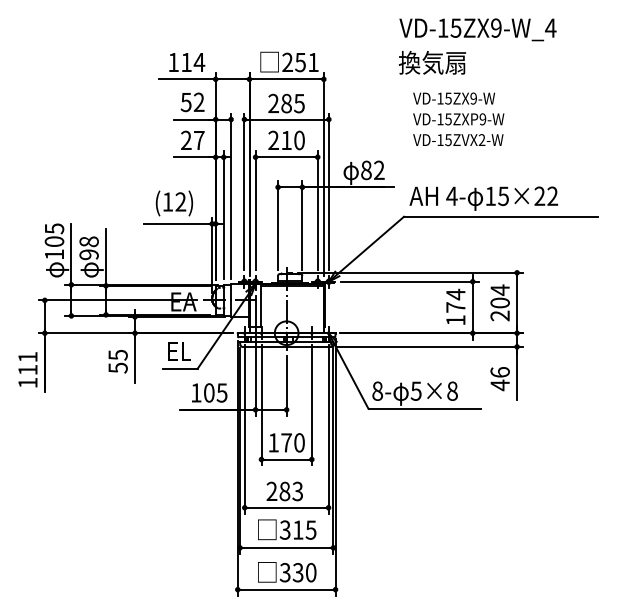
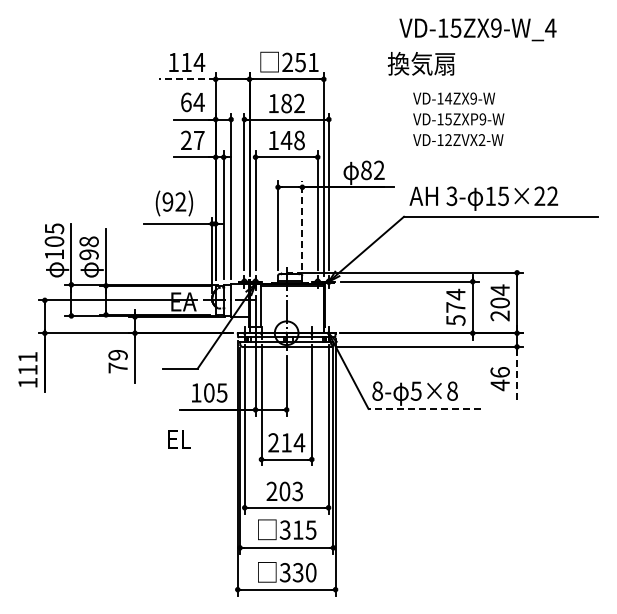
text position: (431, 62) -> (420, 63) (420, 63)
line: solid -> dashed (186, 79)
text: VD-15ZX9-W -> VD-14ZX9-W (448, 98)
text: 52 -> 64 (192, 102)
text: 285 -> 182 (286, 103)
text: 210 -> 148 (286, 139)
text: VD-15ZVX2-W -> VD-12ZVX2-W (448, 140)
text: 4- -> 3- (451, 196)
text: (12) -> (92) (167, 201)
line: solid -> dashed (302, 225)
text: 174 -> 574 (455, 320)
text position: (179, 351) -> (179, 439) (179, 439)
text: 55 -> 79 (117, 361)
line: solid -> dashed (517, 372)
line: solid -> dashed (424, 408)
text: 170 -> 214 (286, 442)
text: 283 -> 203 (284, 491)
